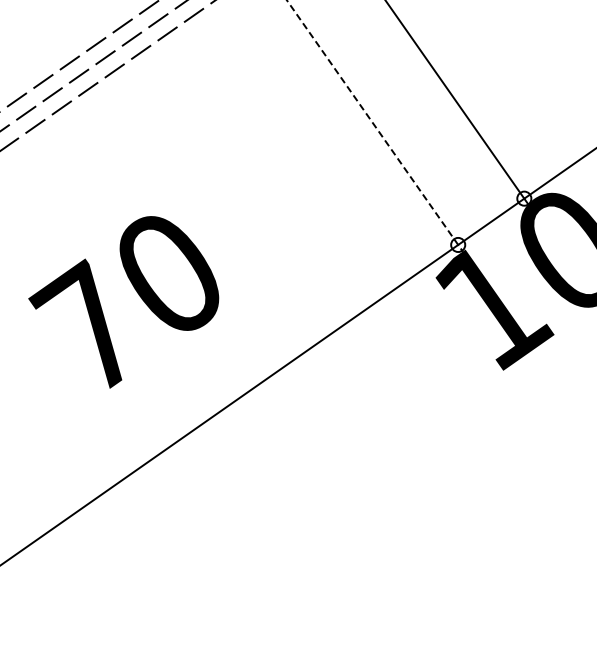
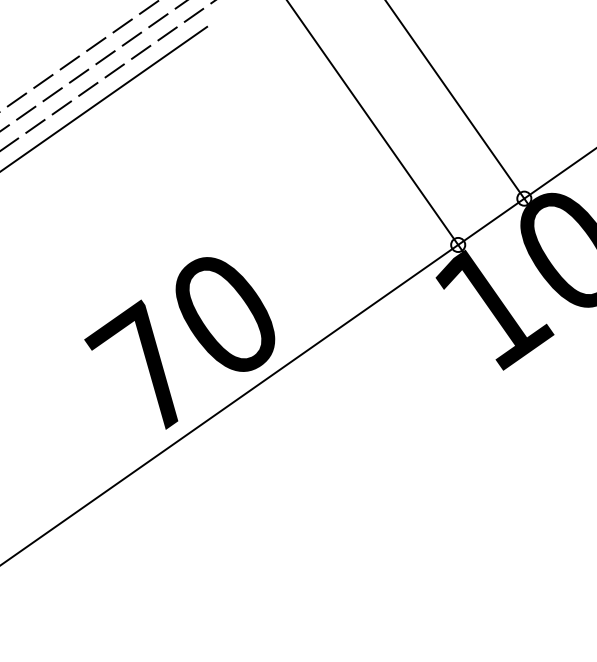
line: none -> present (104, 98)
line: dashed -> solid (375, 126)
text position: (123, 302) -> (179, 343) (179, 343)
